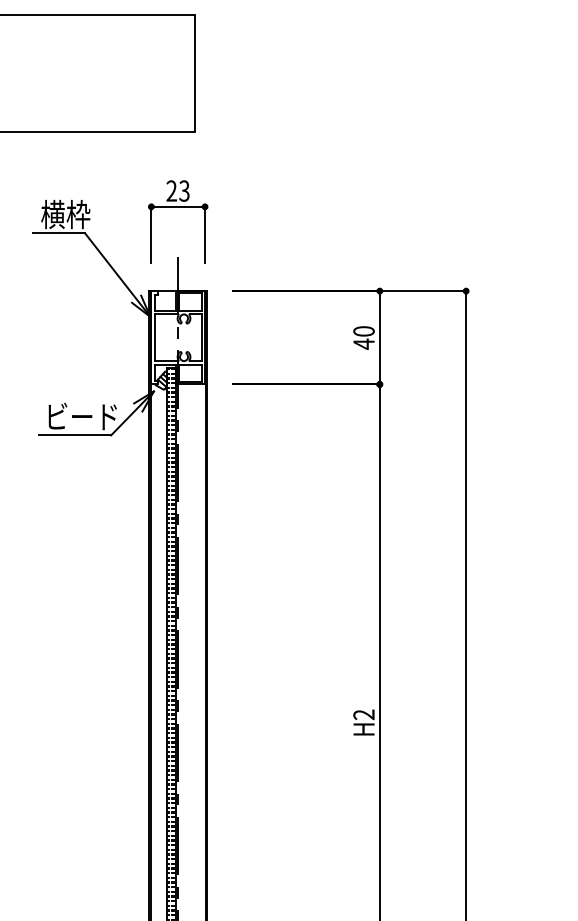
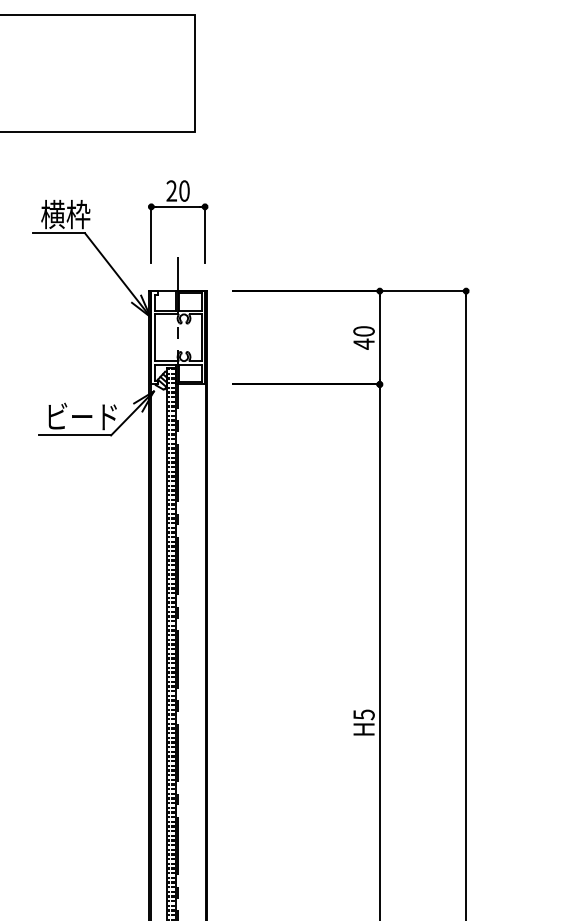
text: 23 -> 20 (184, 190)
text: H2 -> H5 (363, 714)
